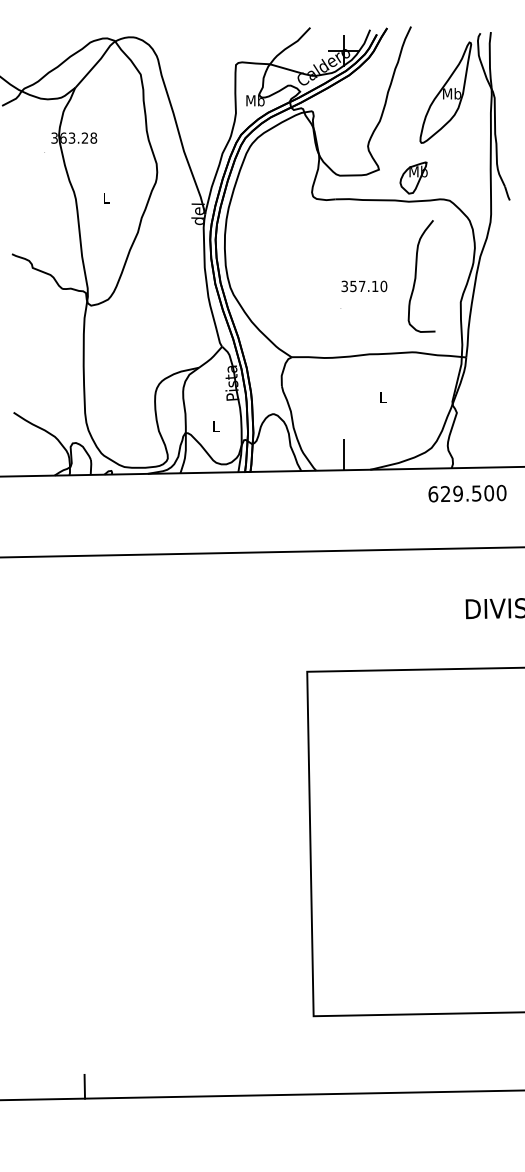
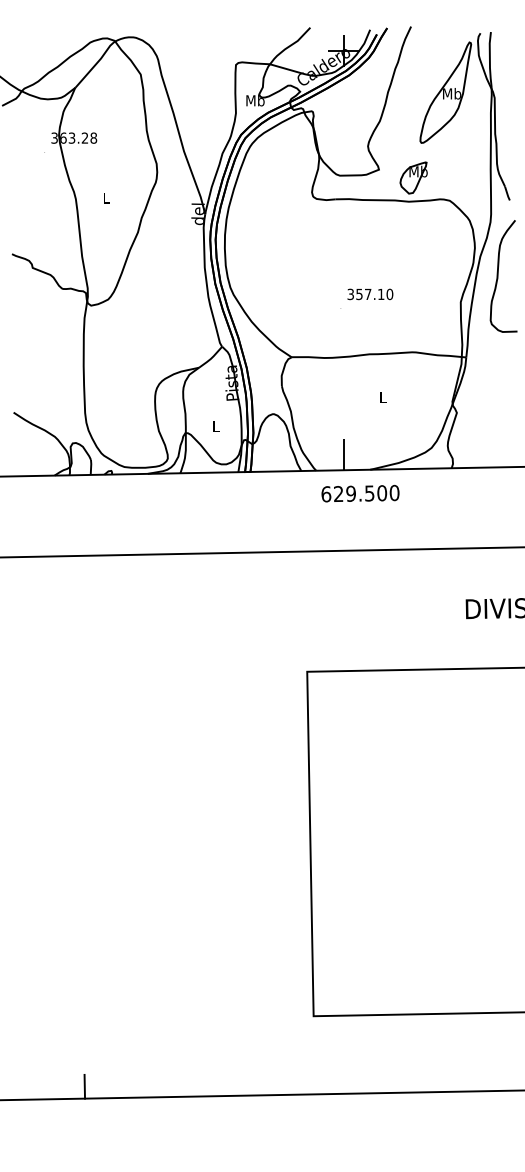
curve position: (416, 276) -> (498, 276) (498, 276)
text position: (364, 286) -> (370, 294) (370, 294)
text position: (467, 493) -> (360, 493) (360, 493)
